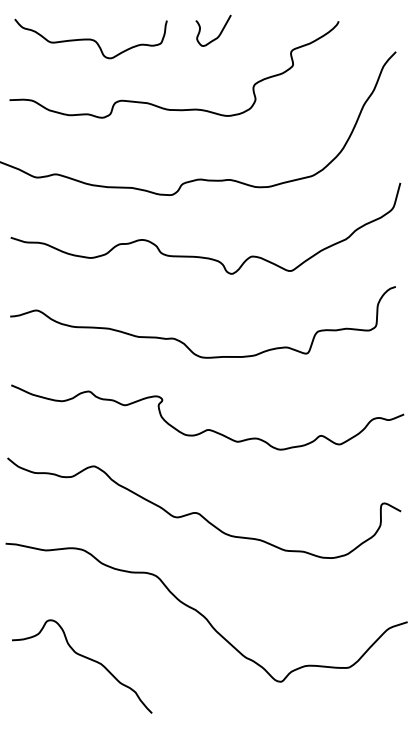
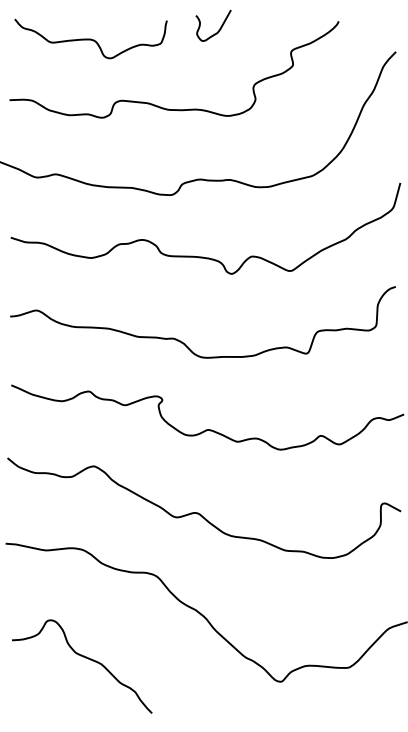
curve position: (219, 33) -> (219, 28) (219, 28)
